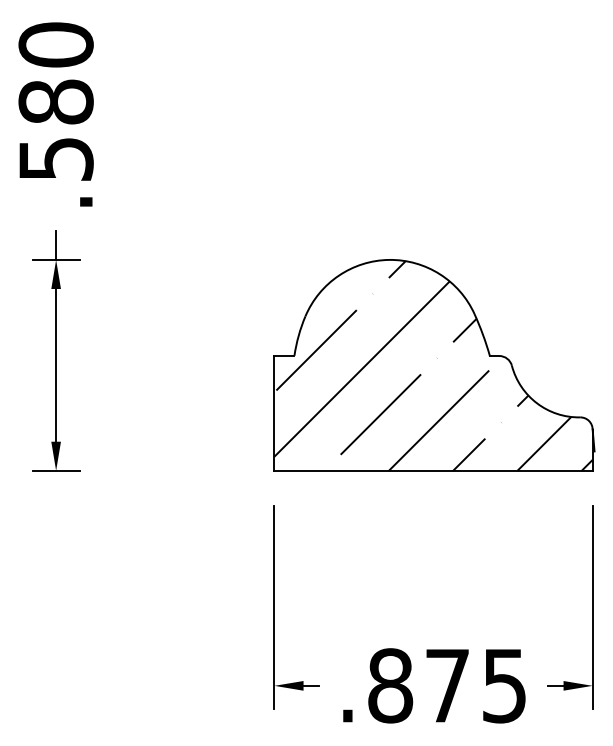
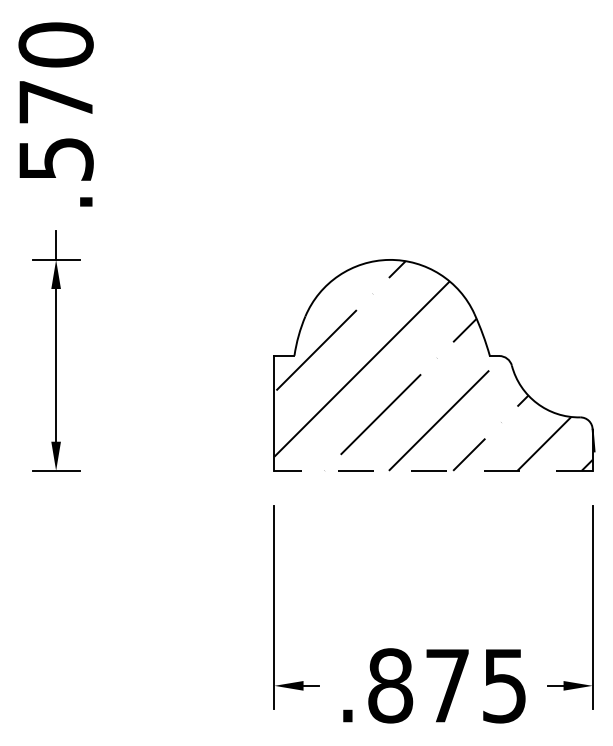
text: .580 -> .570 (55, 101)
line: solid -> dashed (433, 470)
